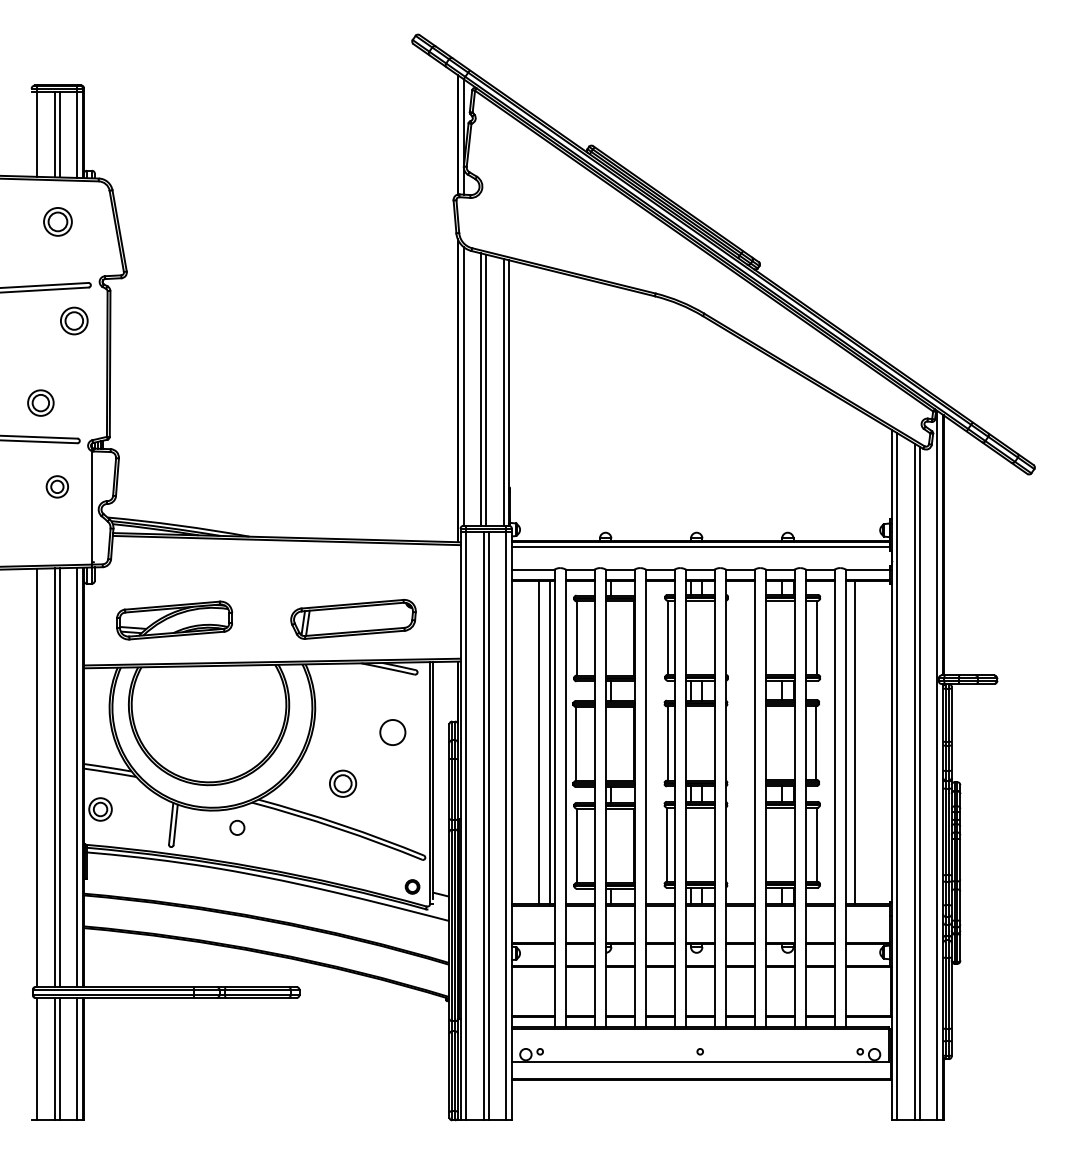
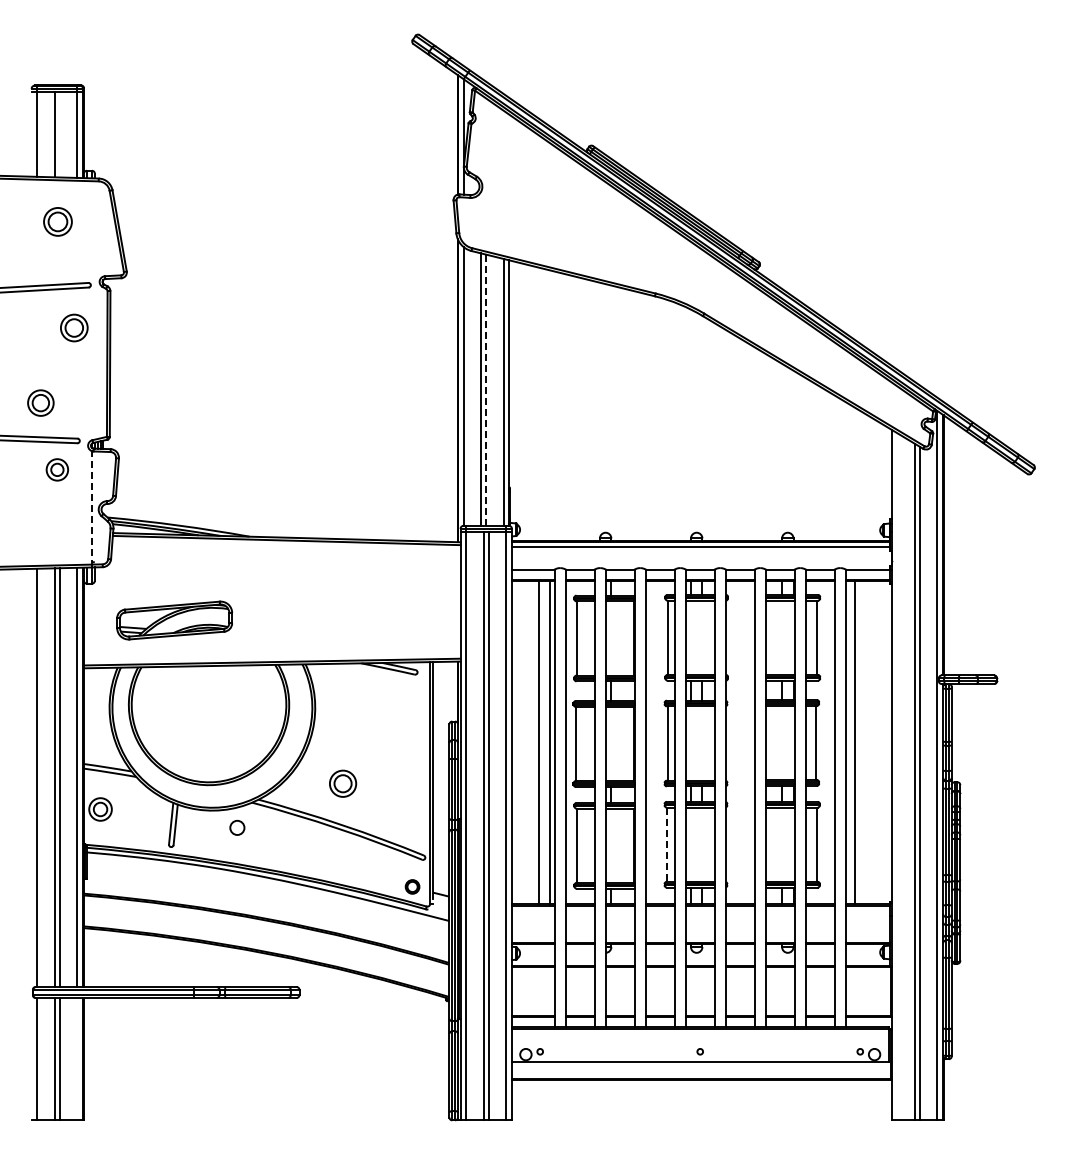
line: present -> none (59, 134)
part position: (74, 320) -> (74, 327) (74, 327)
line: solid -> dashed (486, 390)
part position: (56, 486) -> (56, 469) (56, 469)
line: solid -> dashed (91, 507)
part: present -> none (353, 619)
circle: present -> none (392, 732)
line: present -> none (897, 776)
line: solid -> dashed (667, 845)
line: present -> none (77, 1058)
